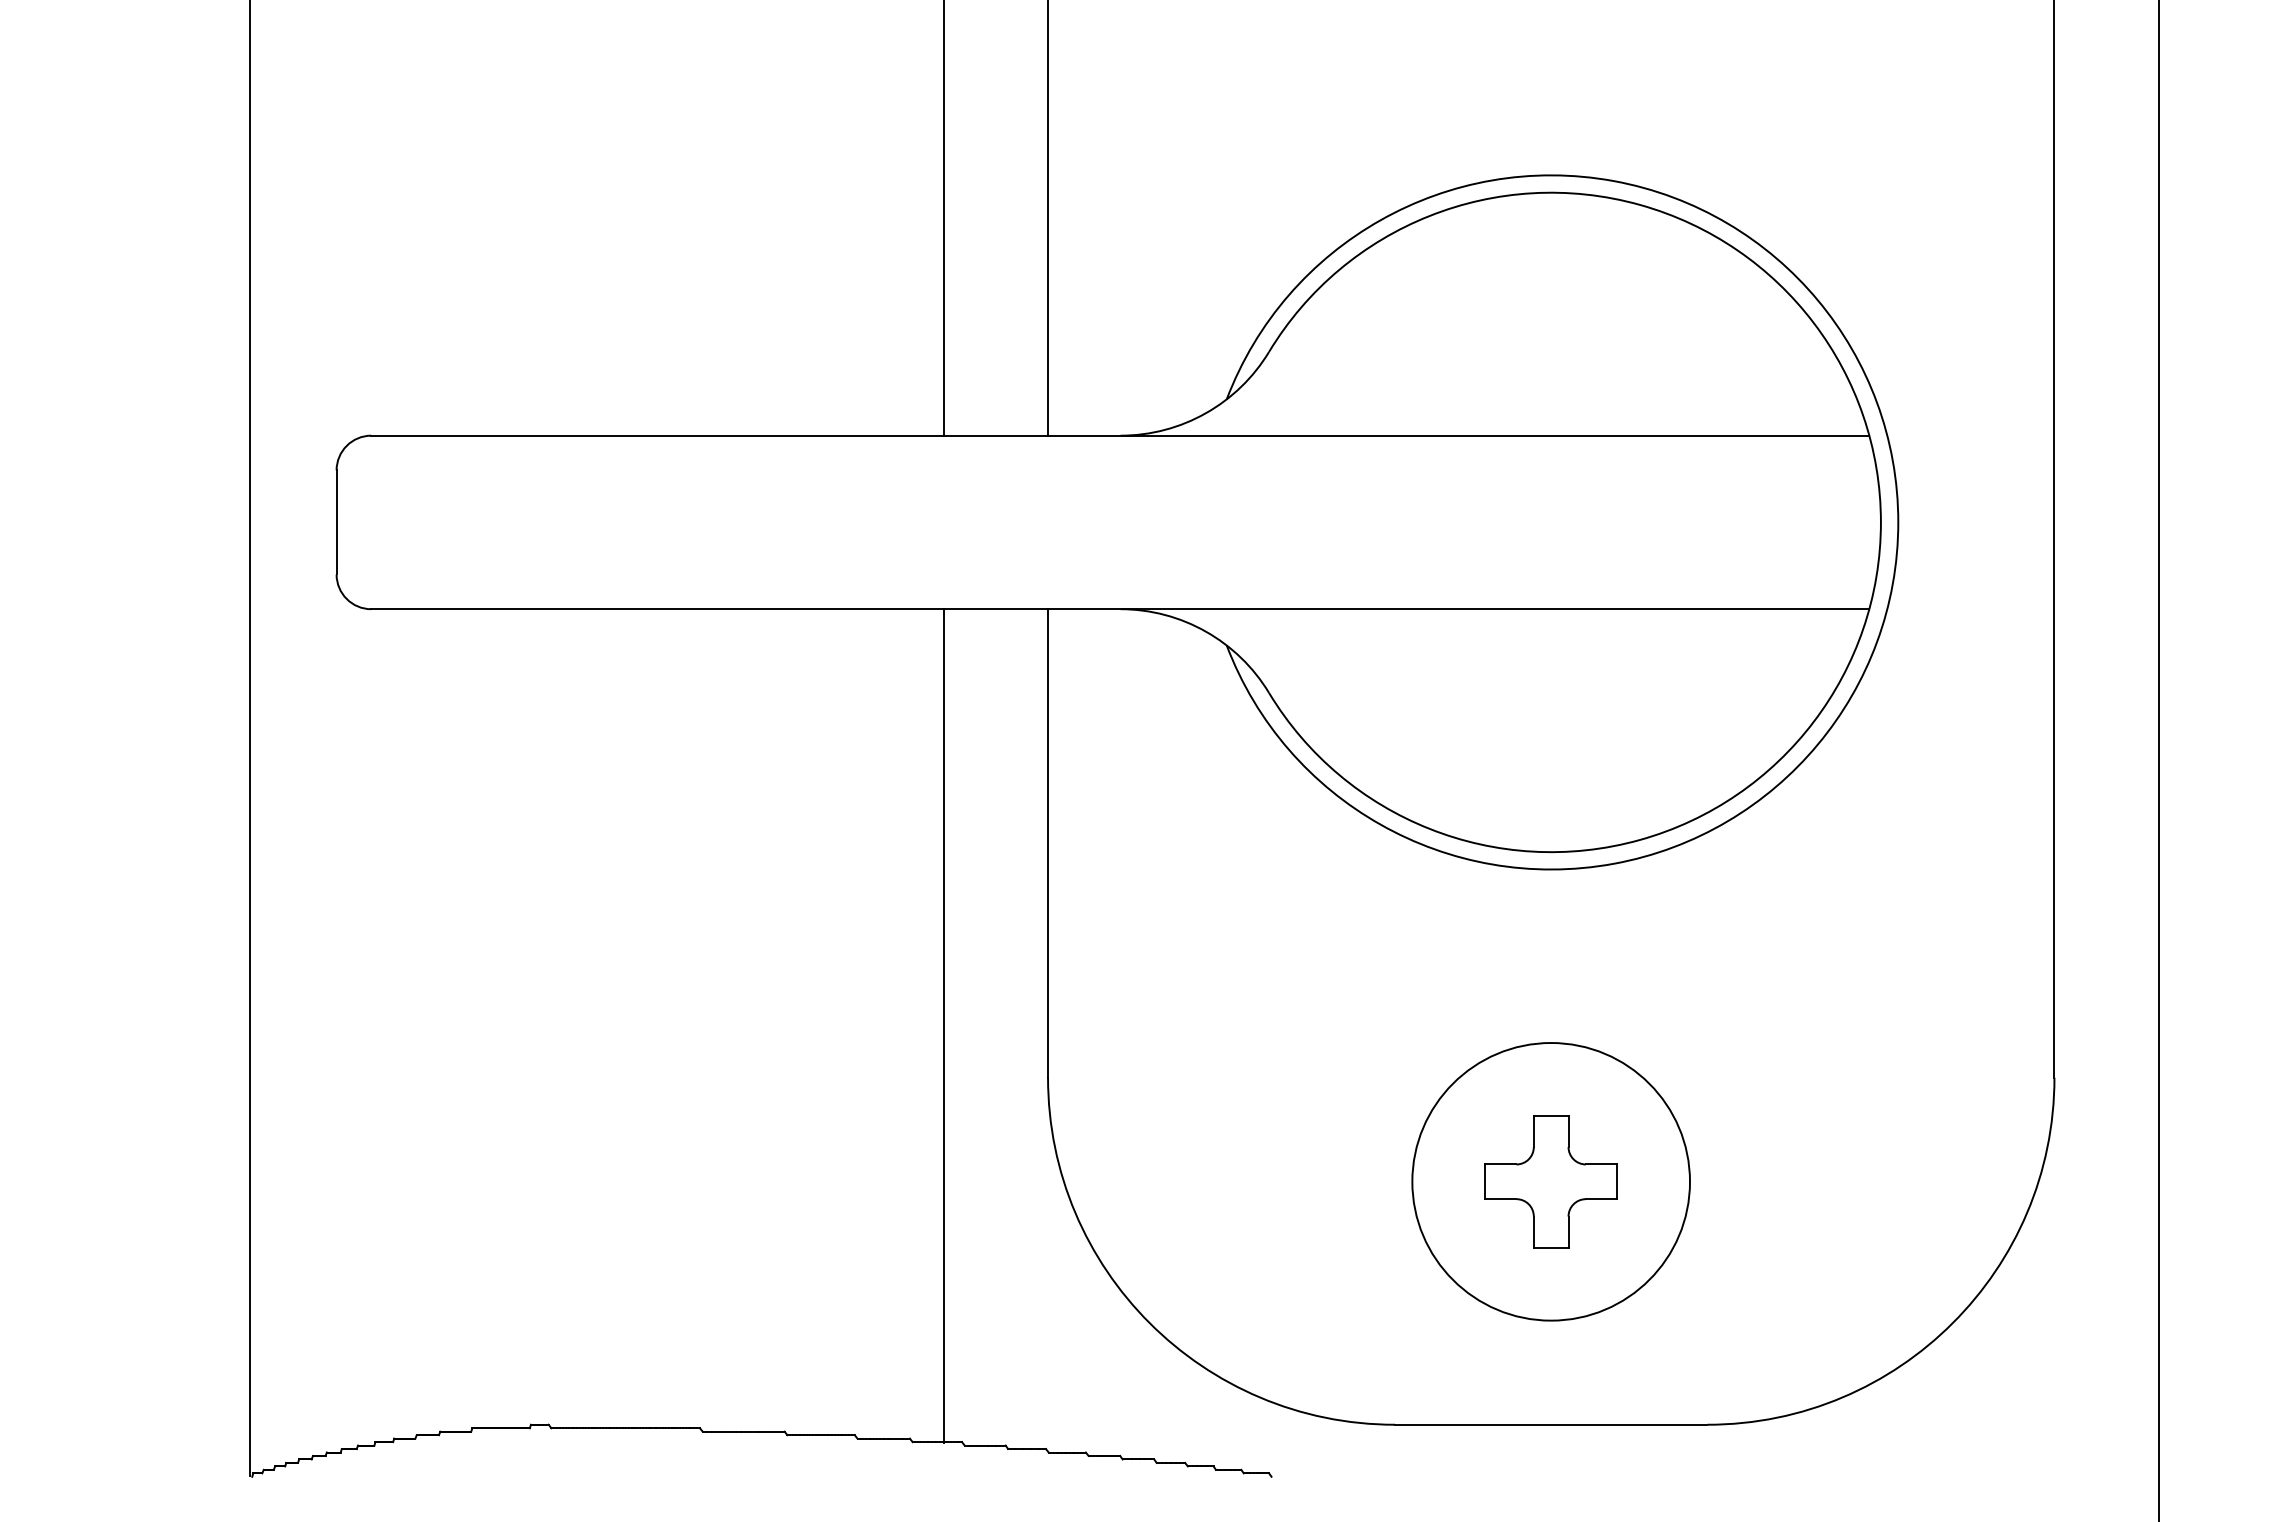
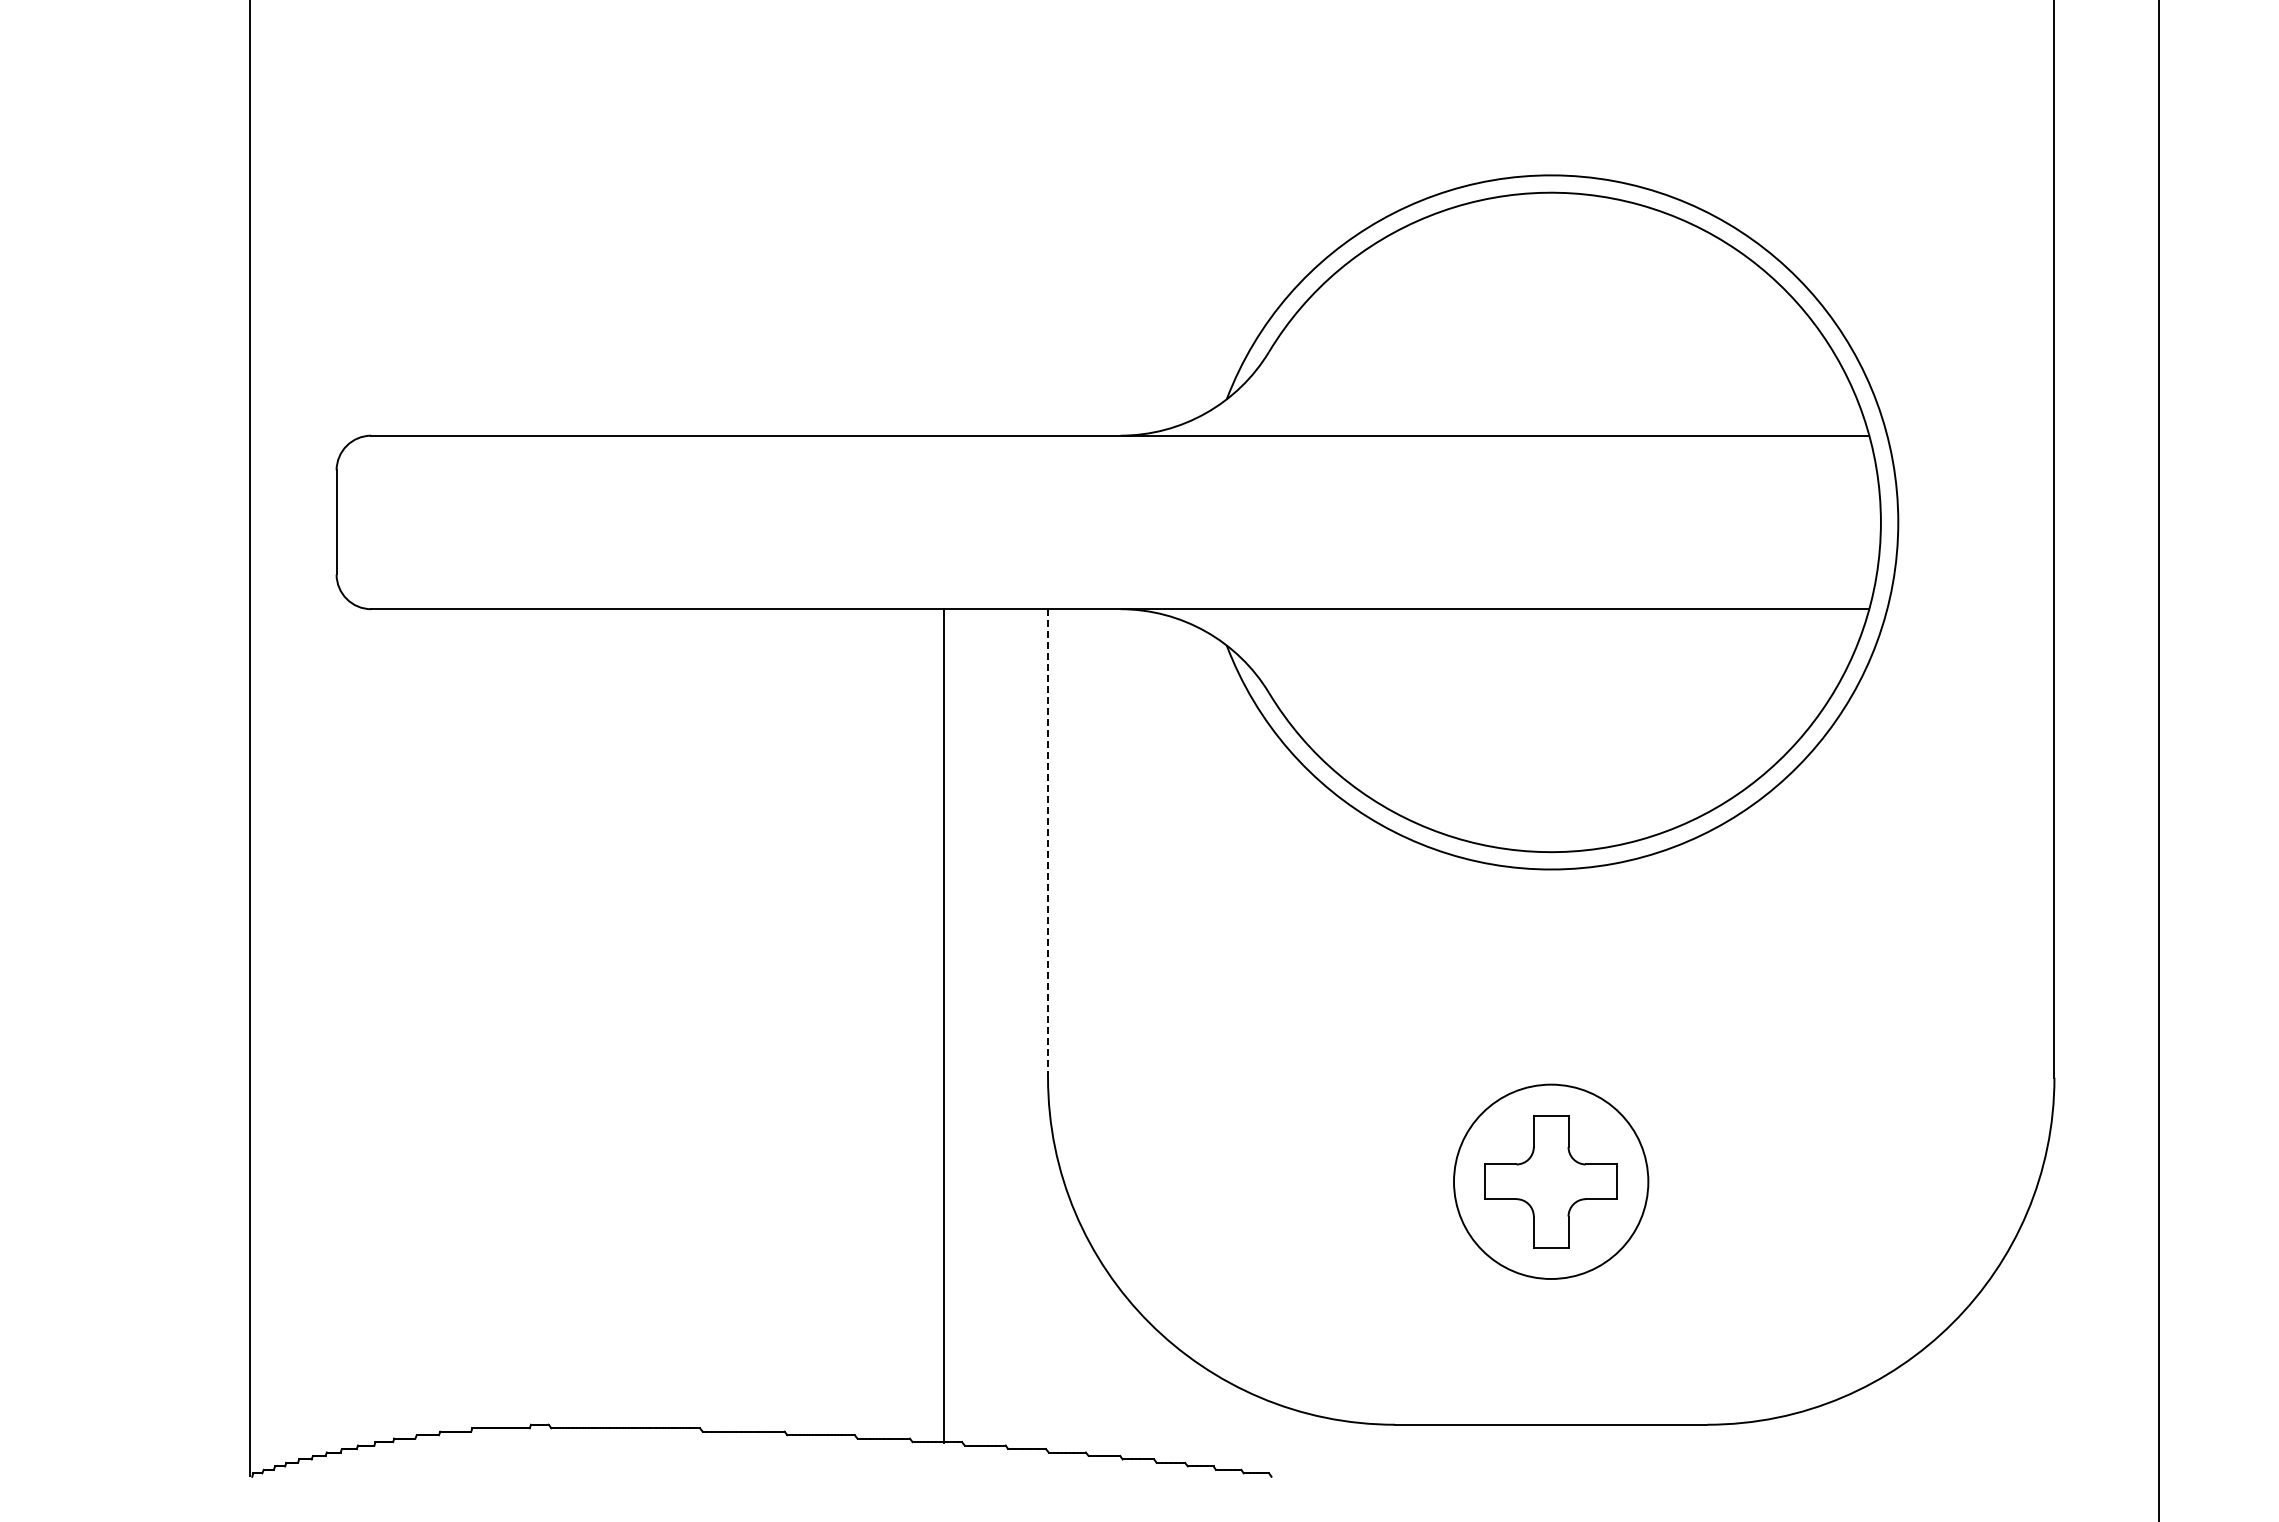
line: present -> none (943, 218)
line: present -> none (1048, 218)
line: solid -> dashed (1048, 843)
circle diameter: 278 px -> 194 px (1551, 1181)
